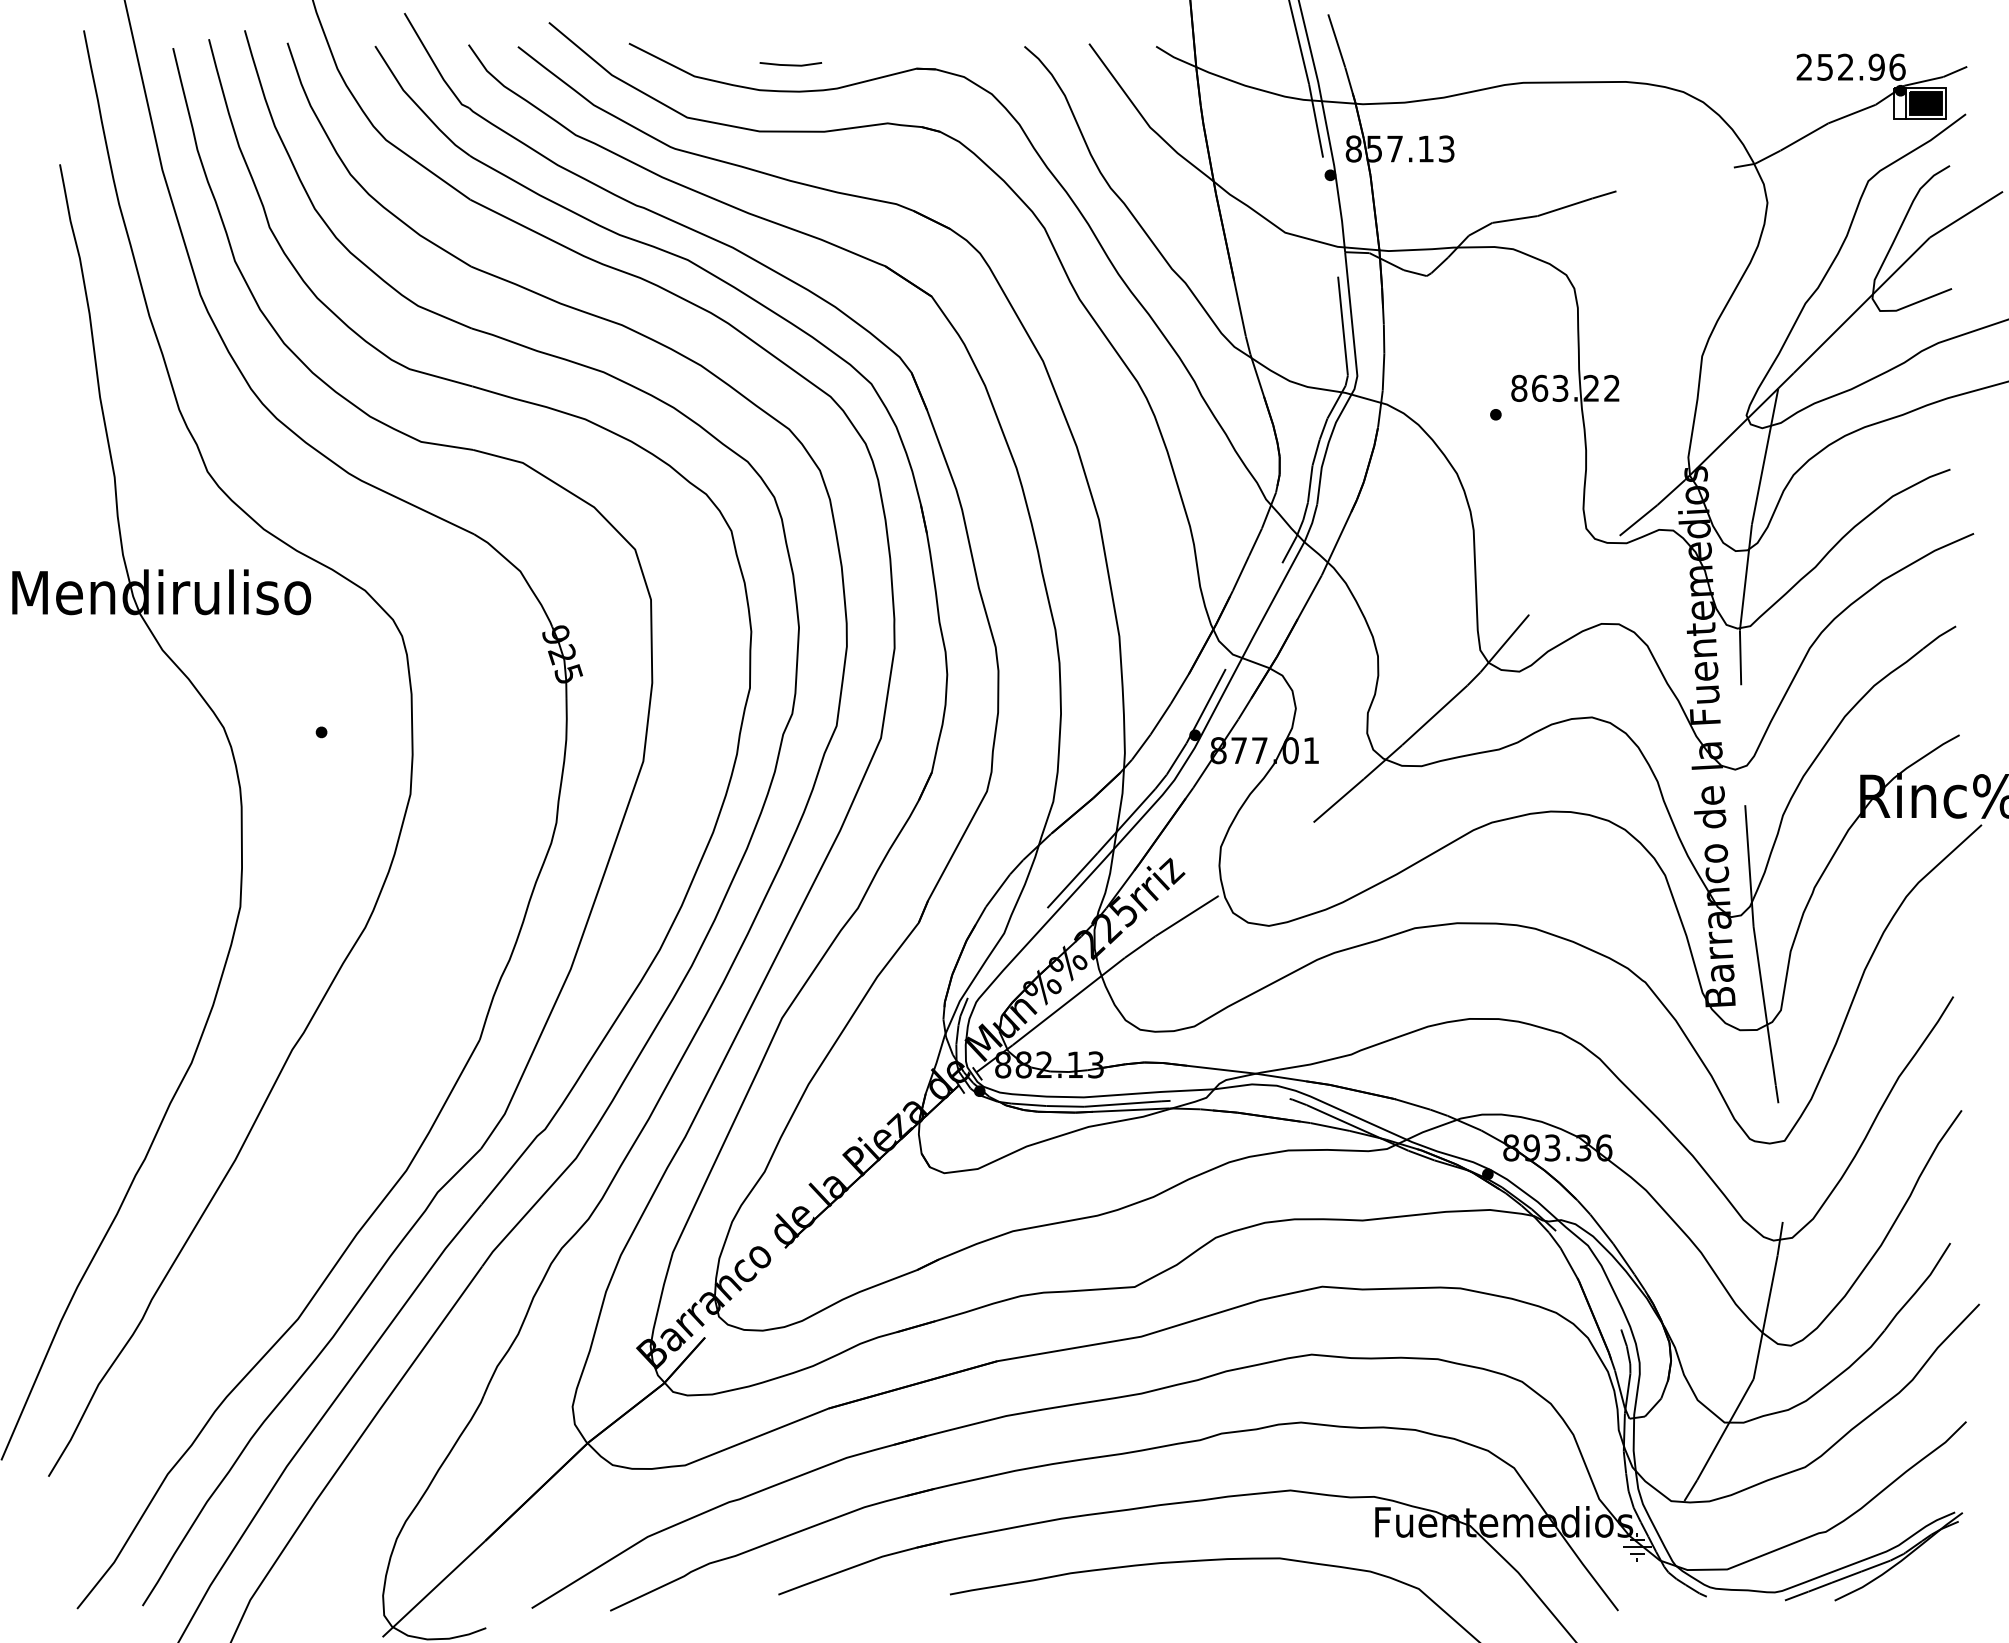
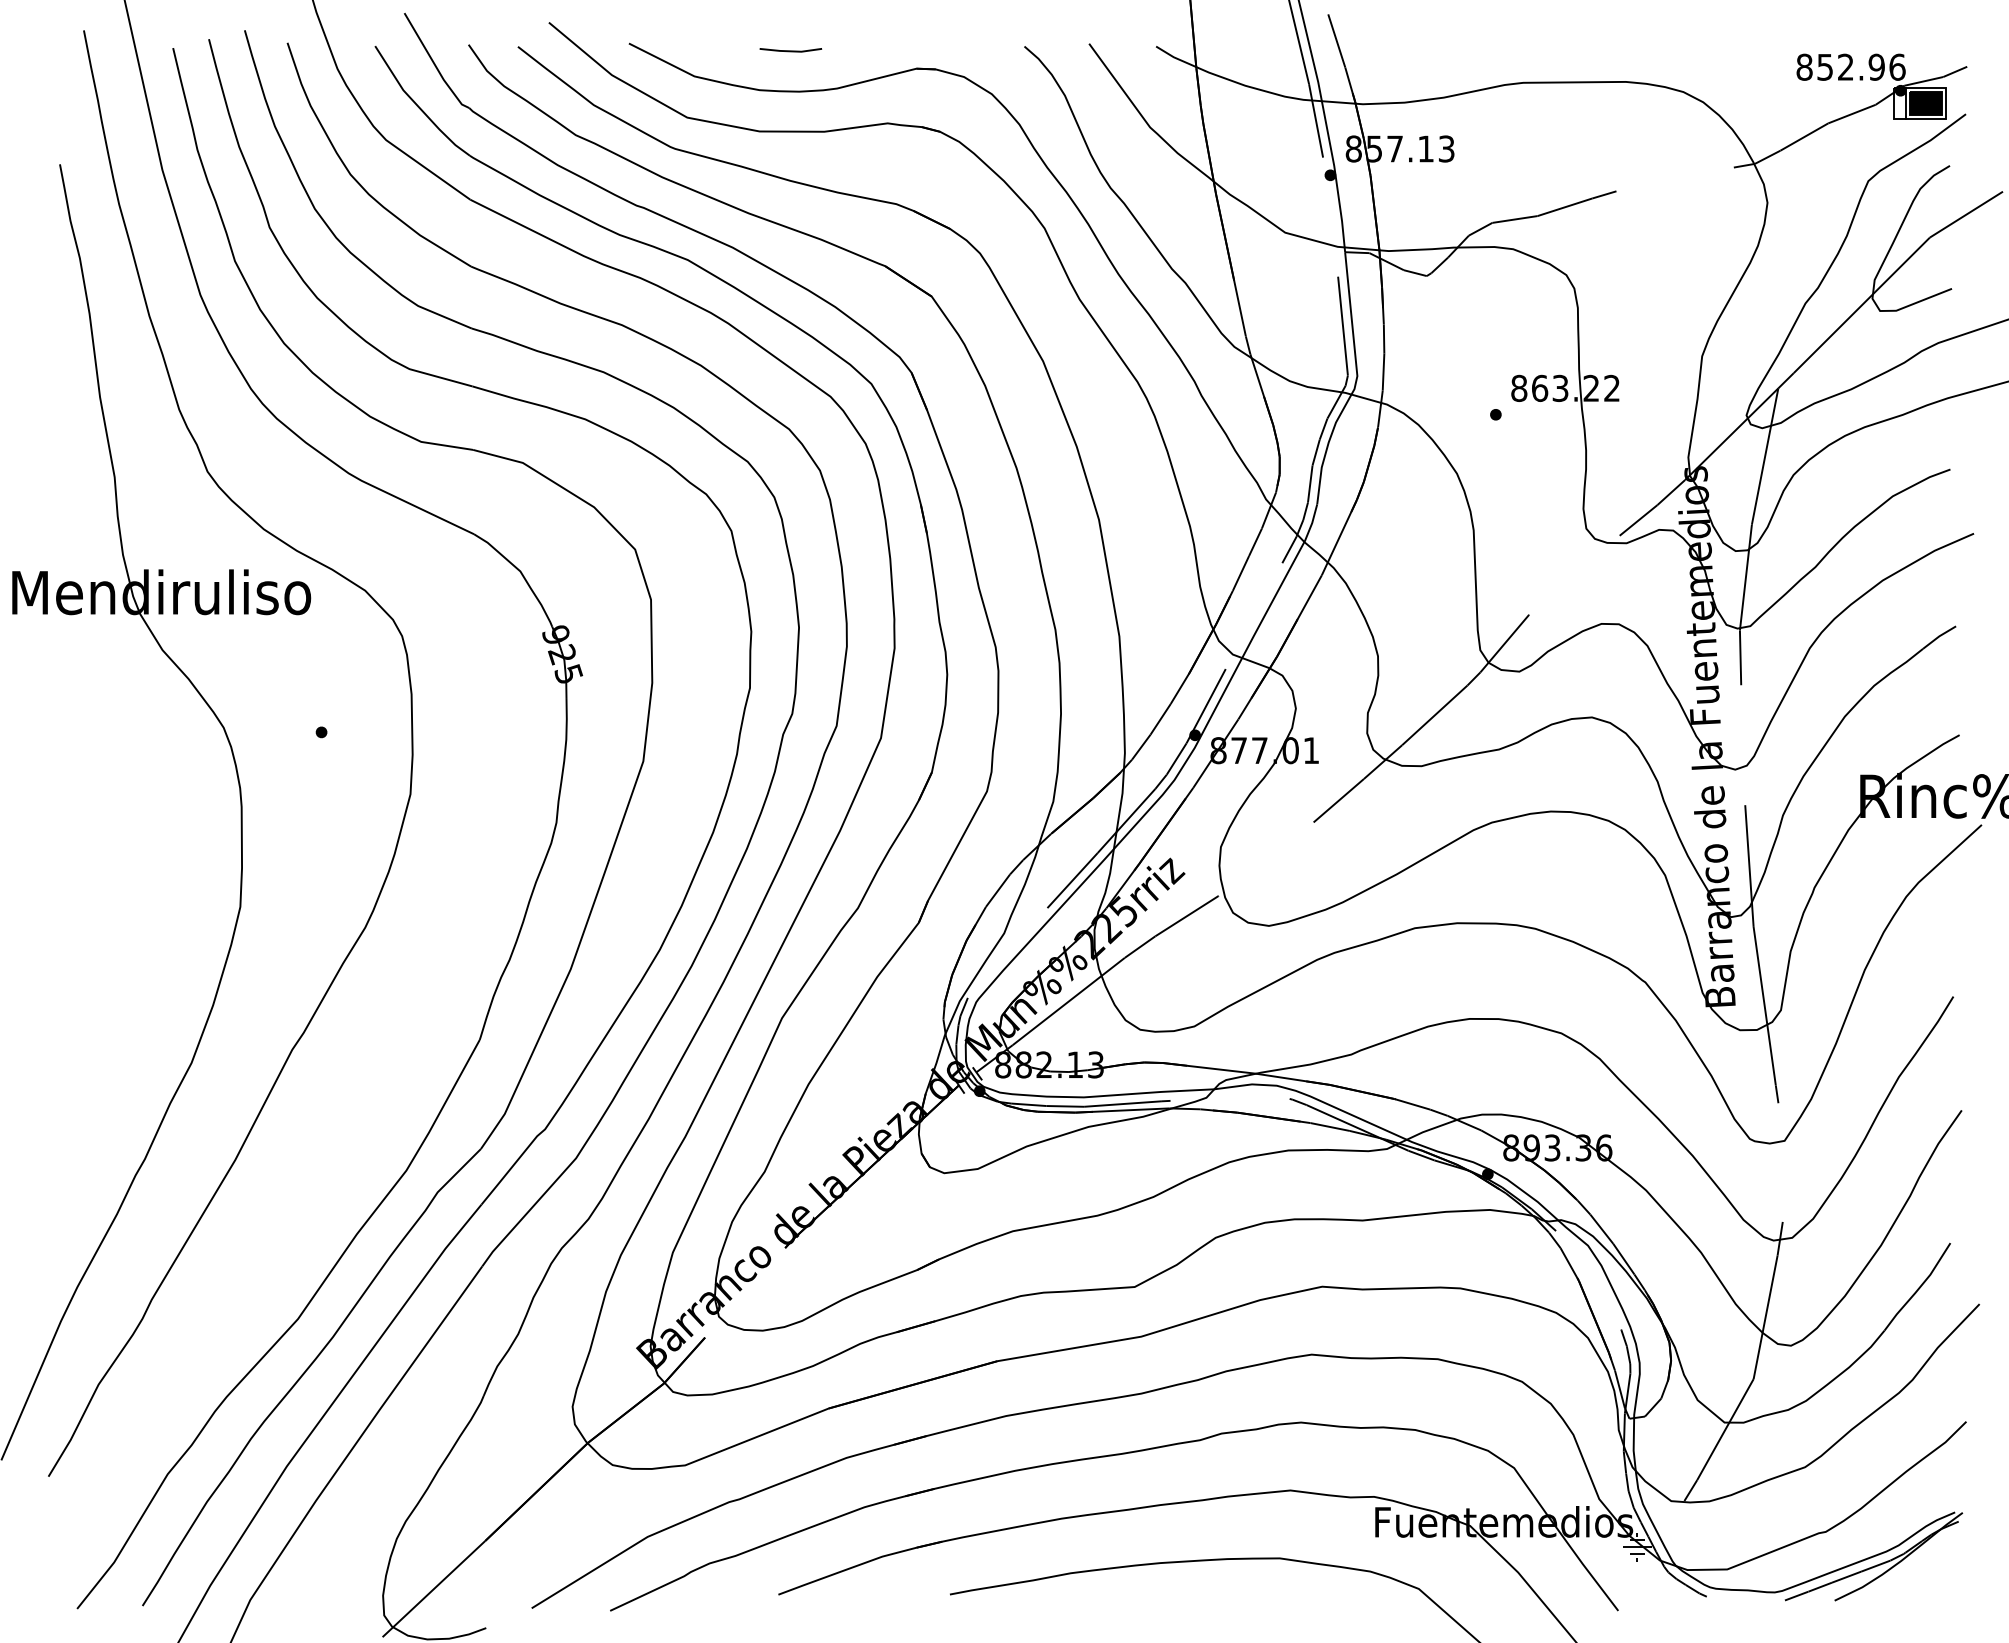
line position: (790, 64) -> (790, 50) (790, 50)
text: 252.96 -> 852.96 (1804, 66)
